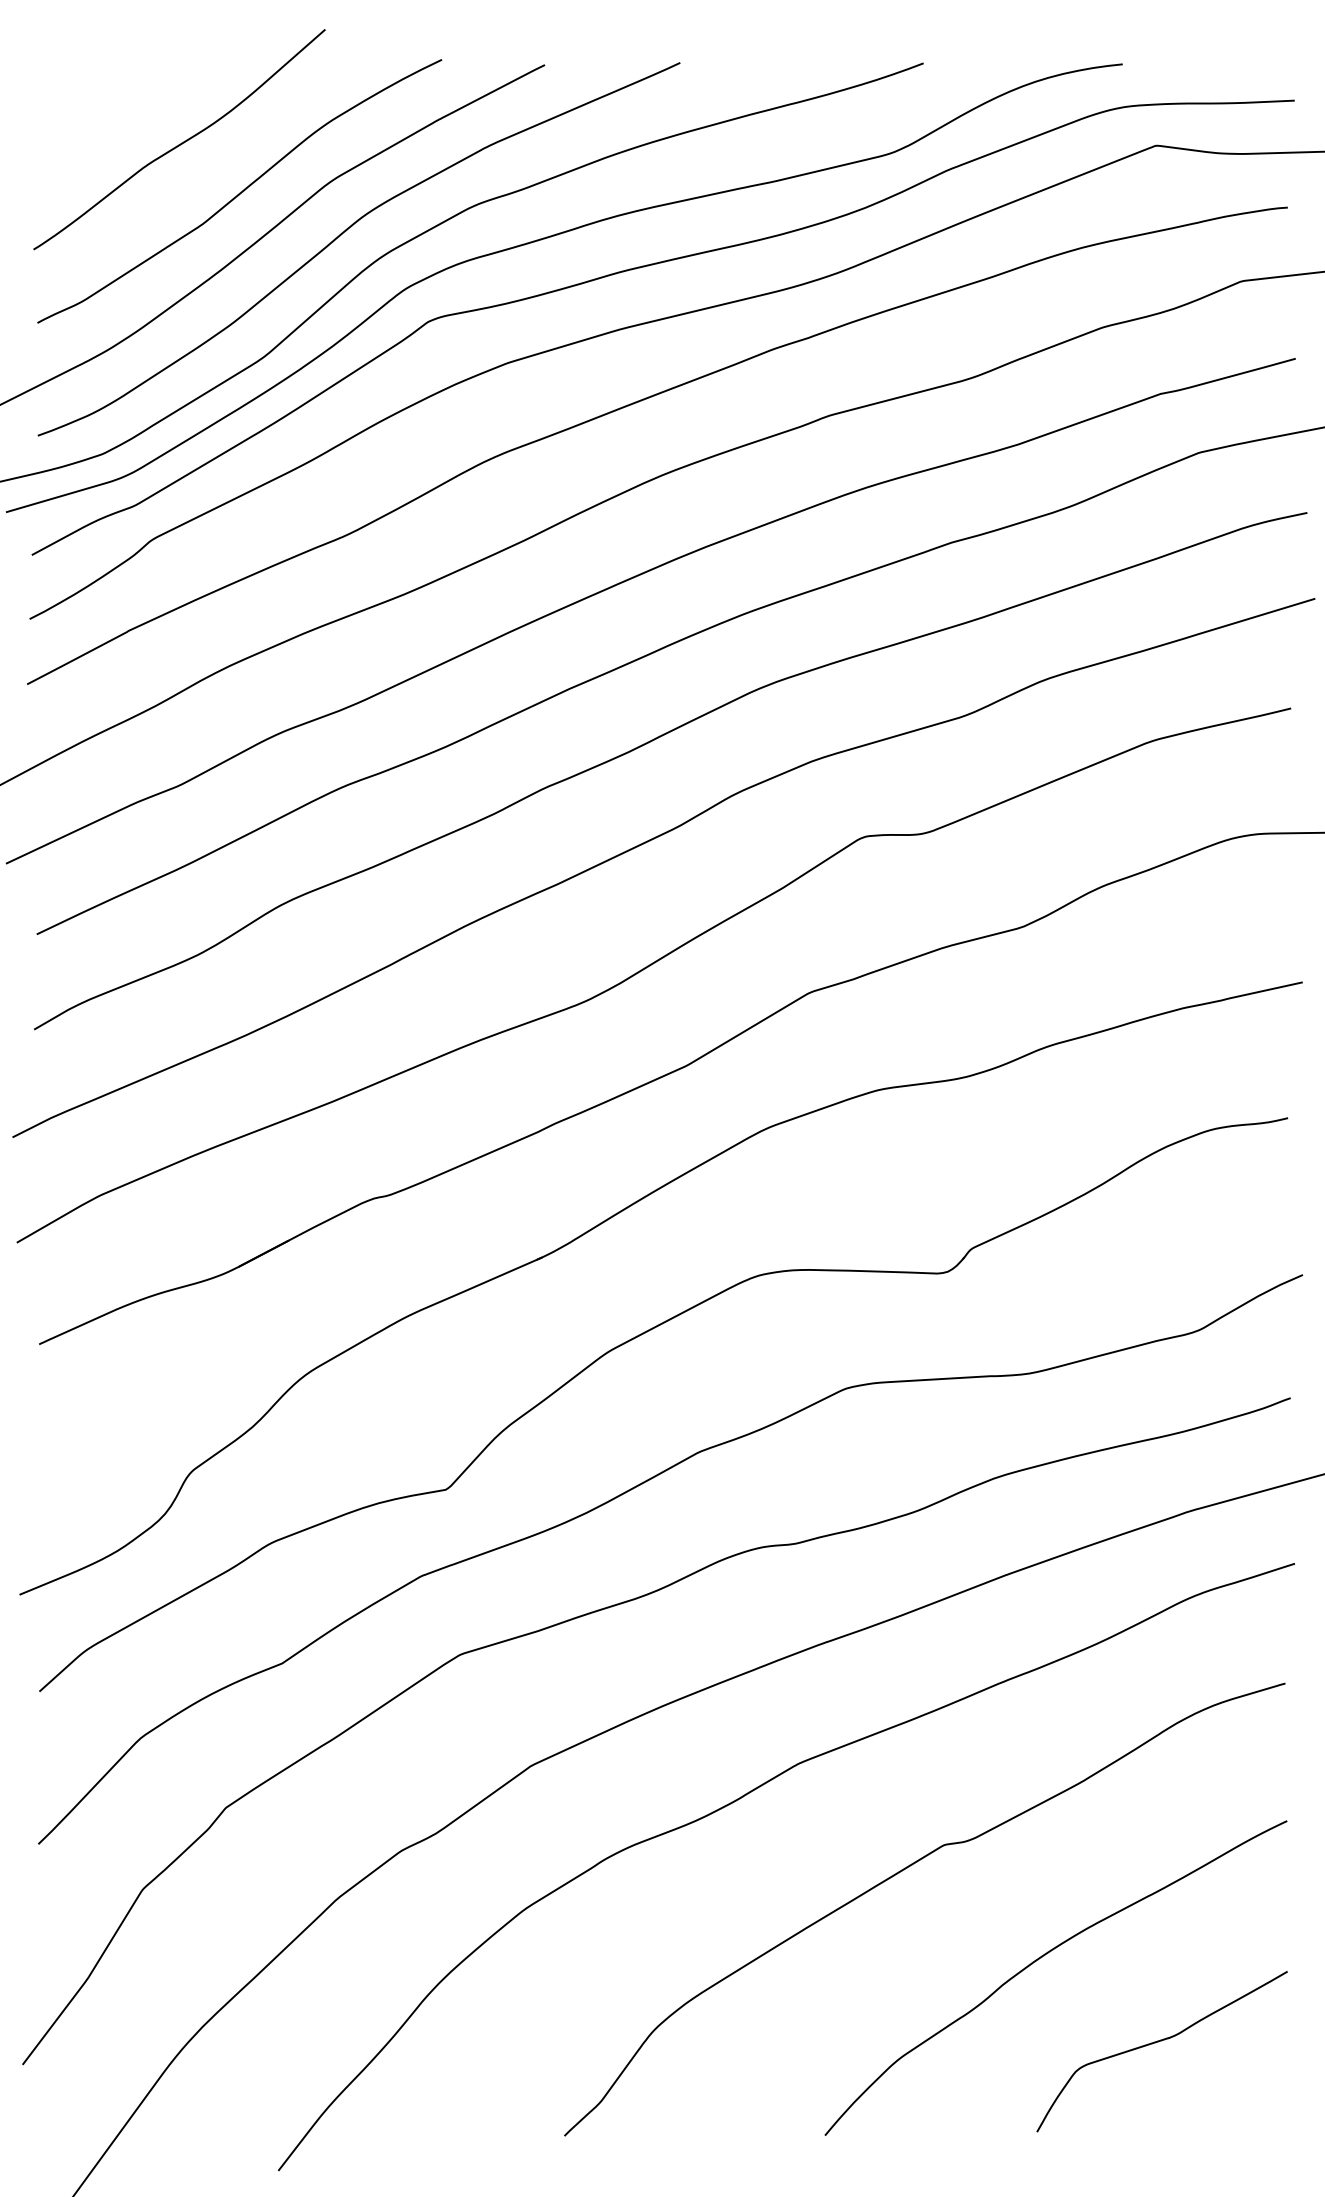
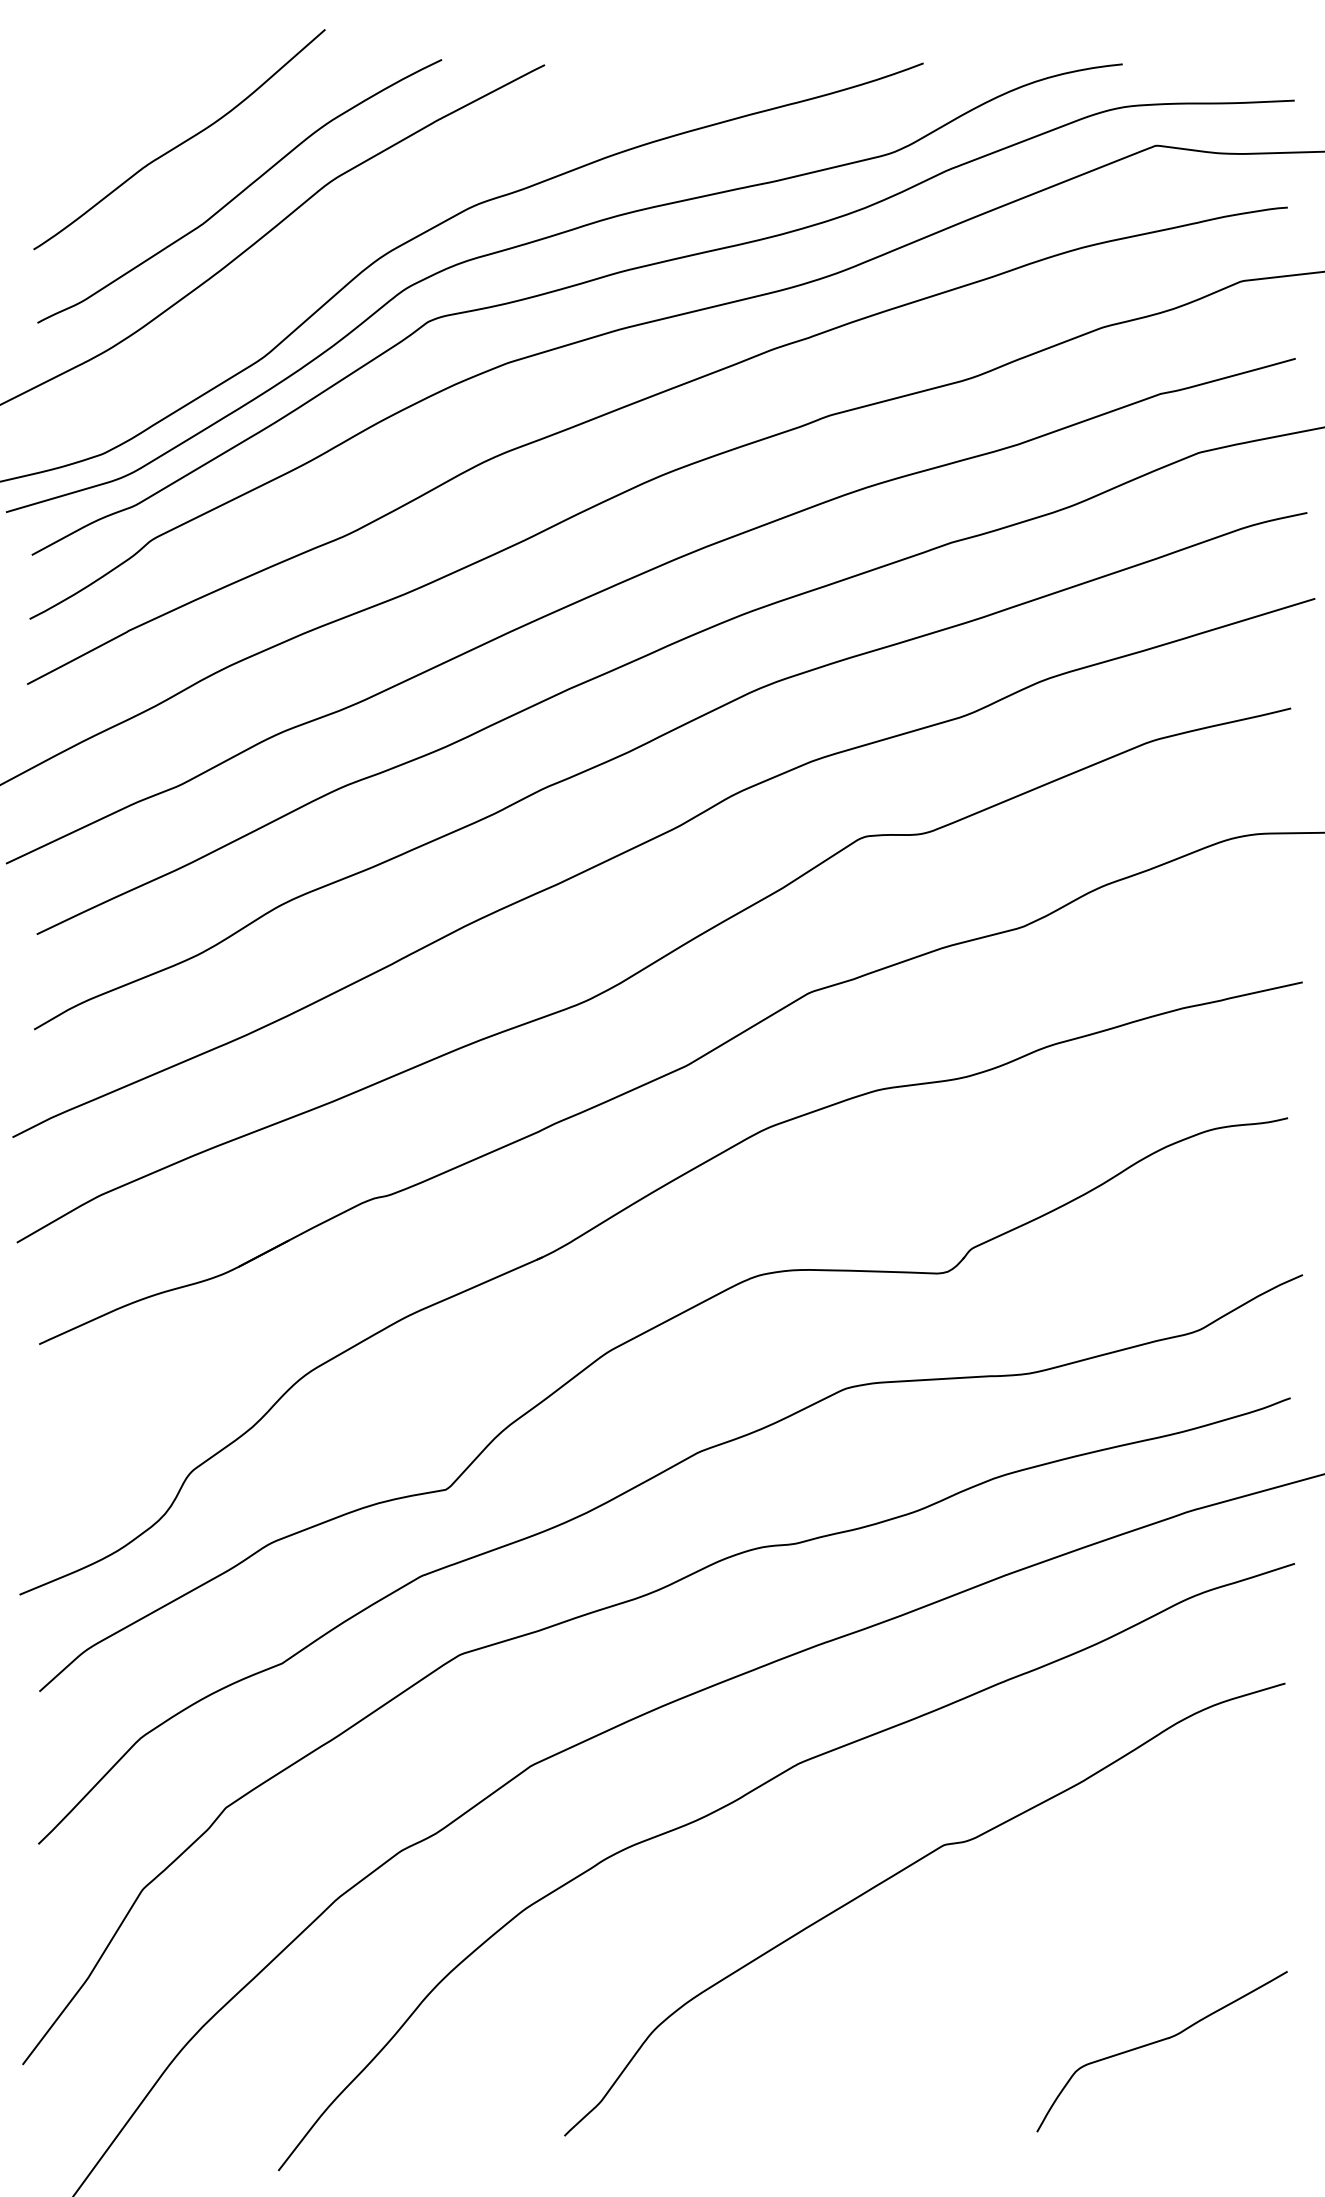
curve: present -> none (346, 231)
curve: present -> none (1041, 1958)
